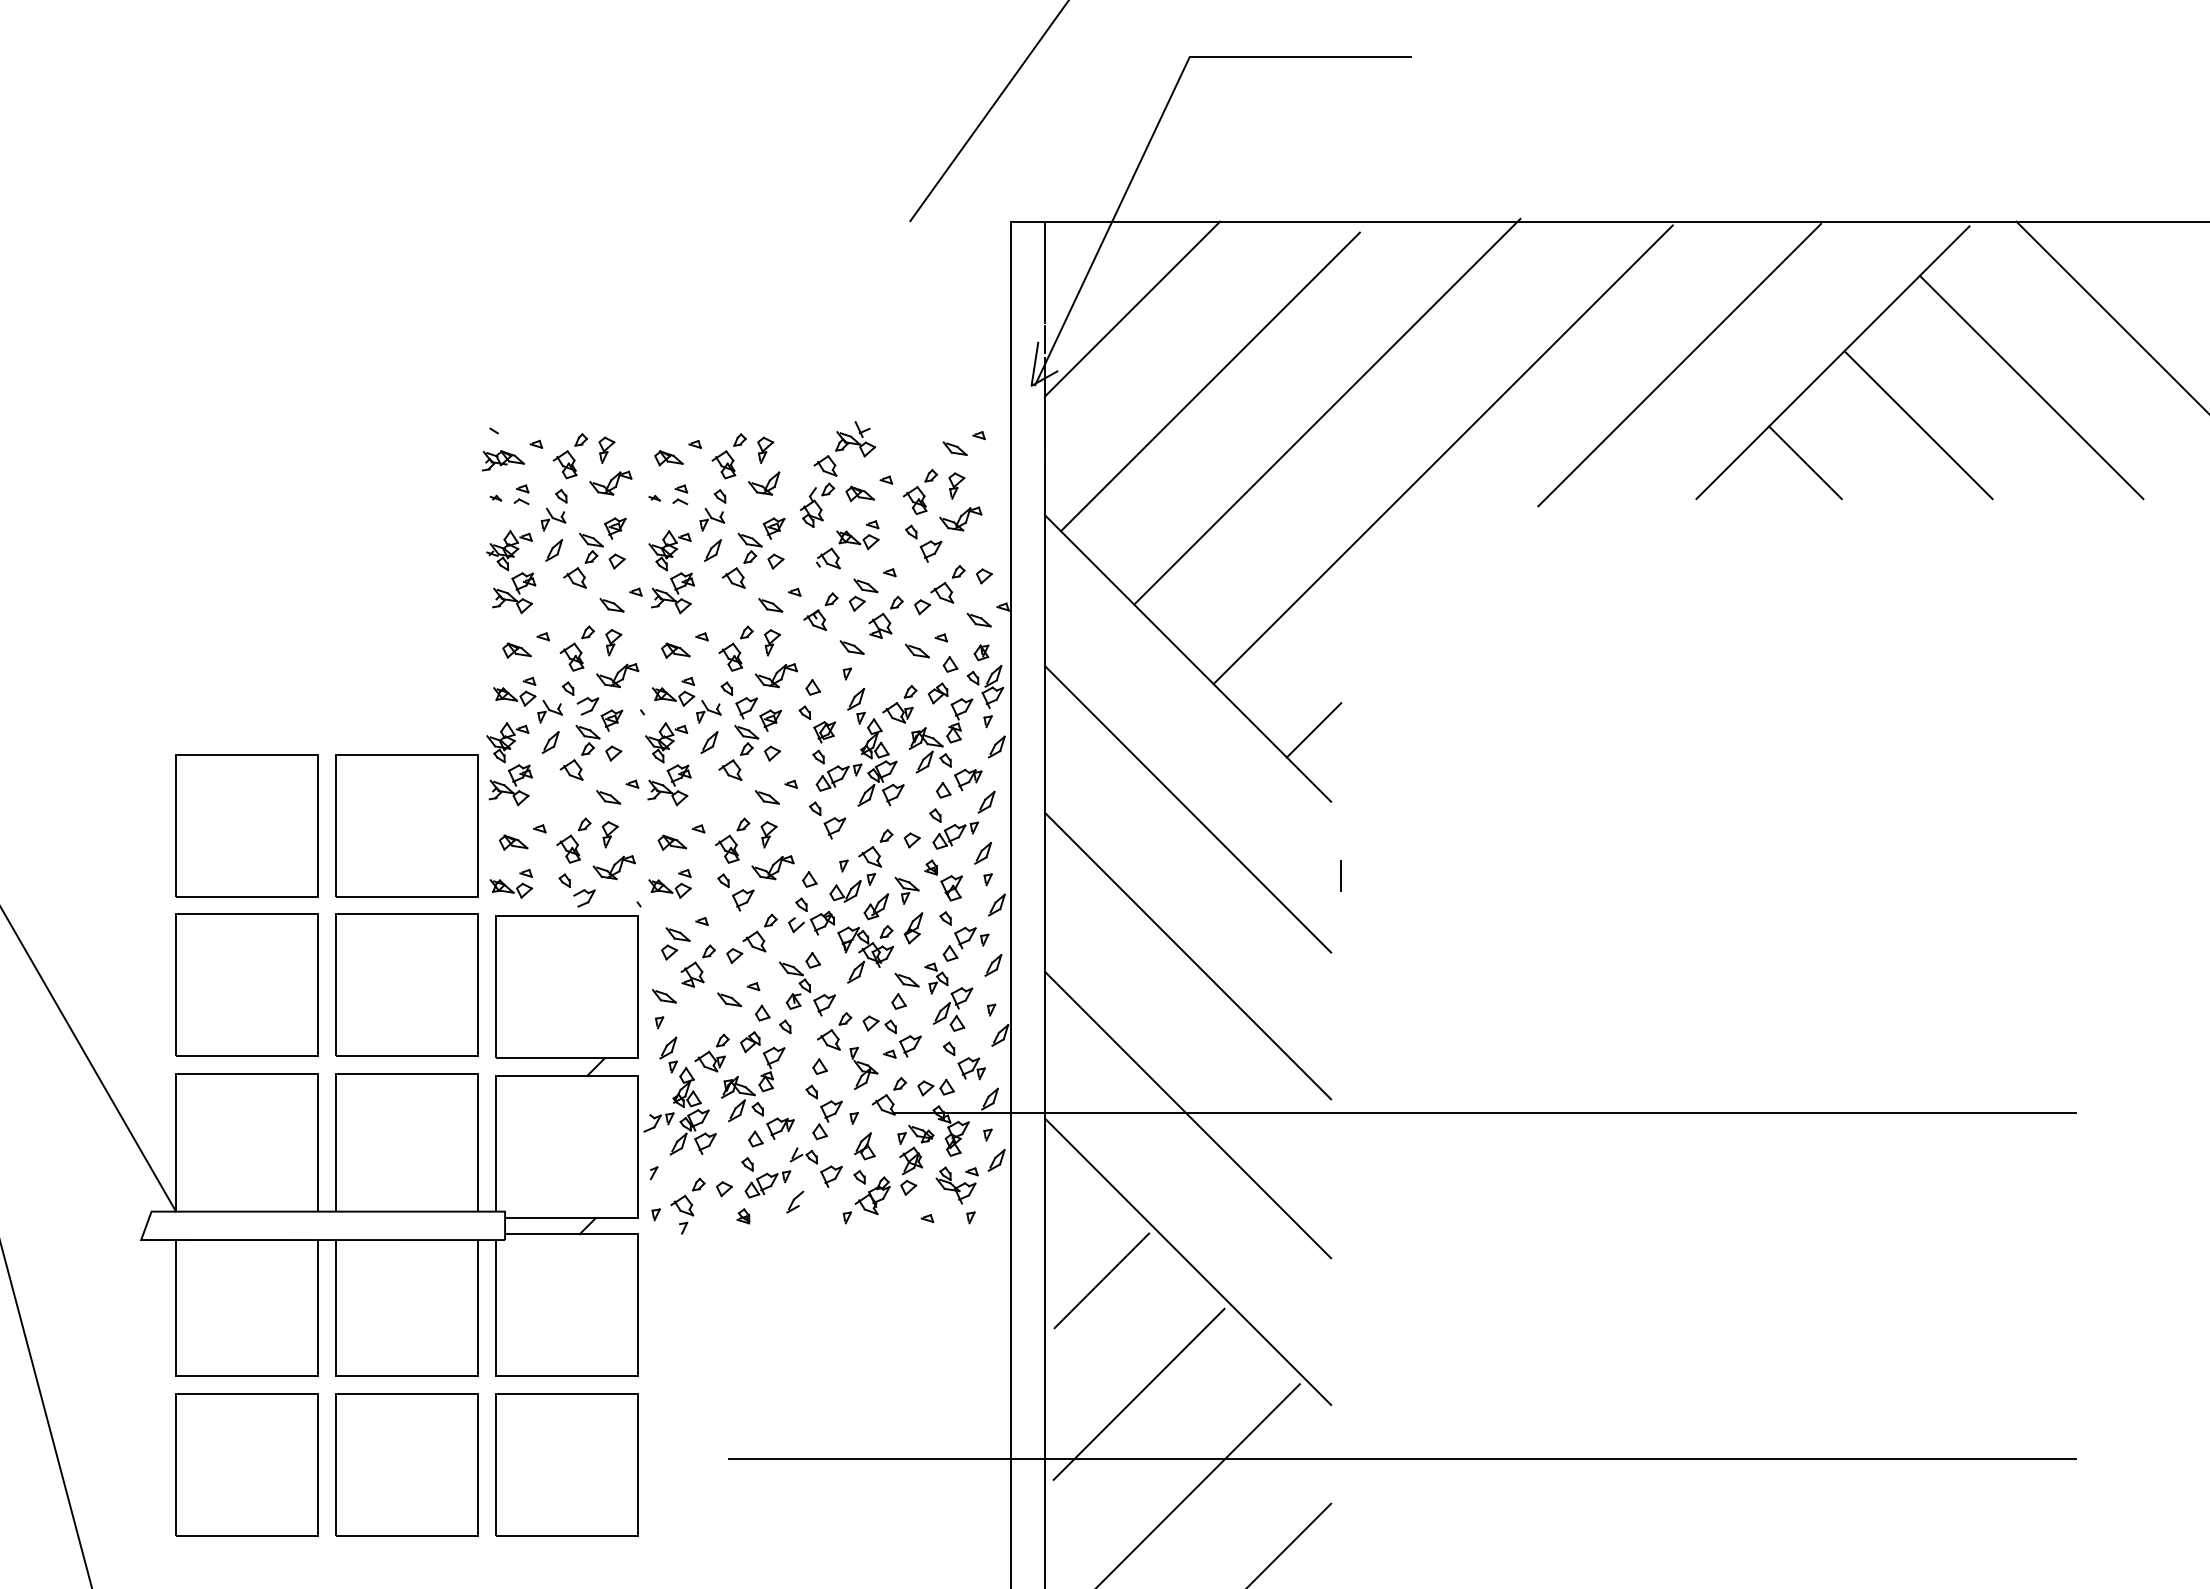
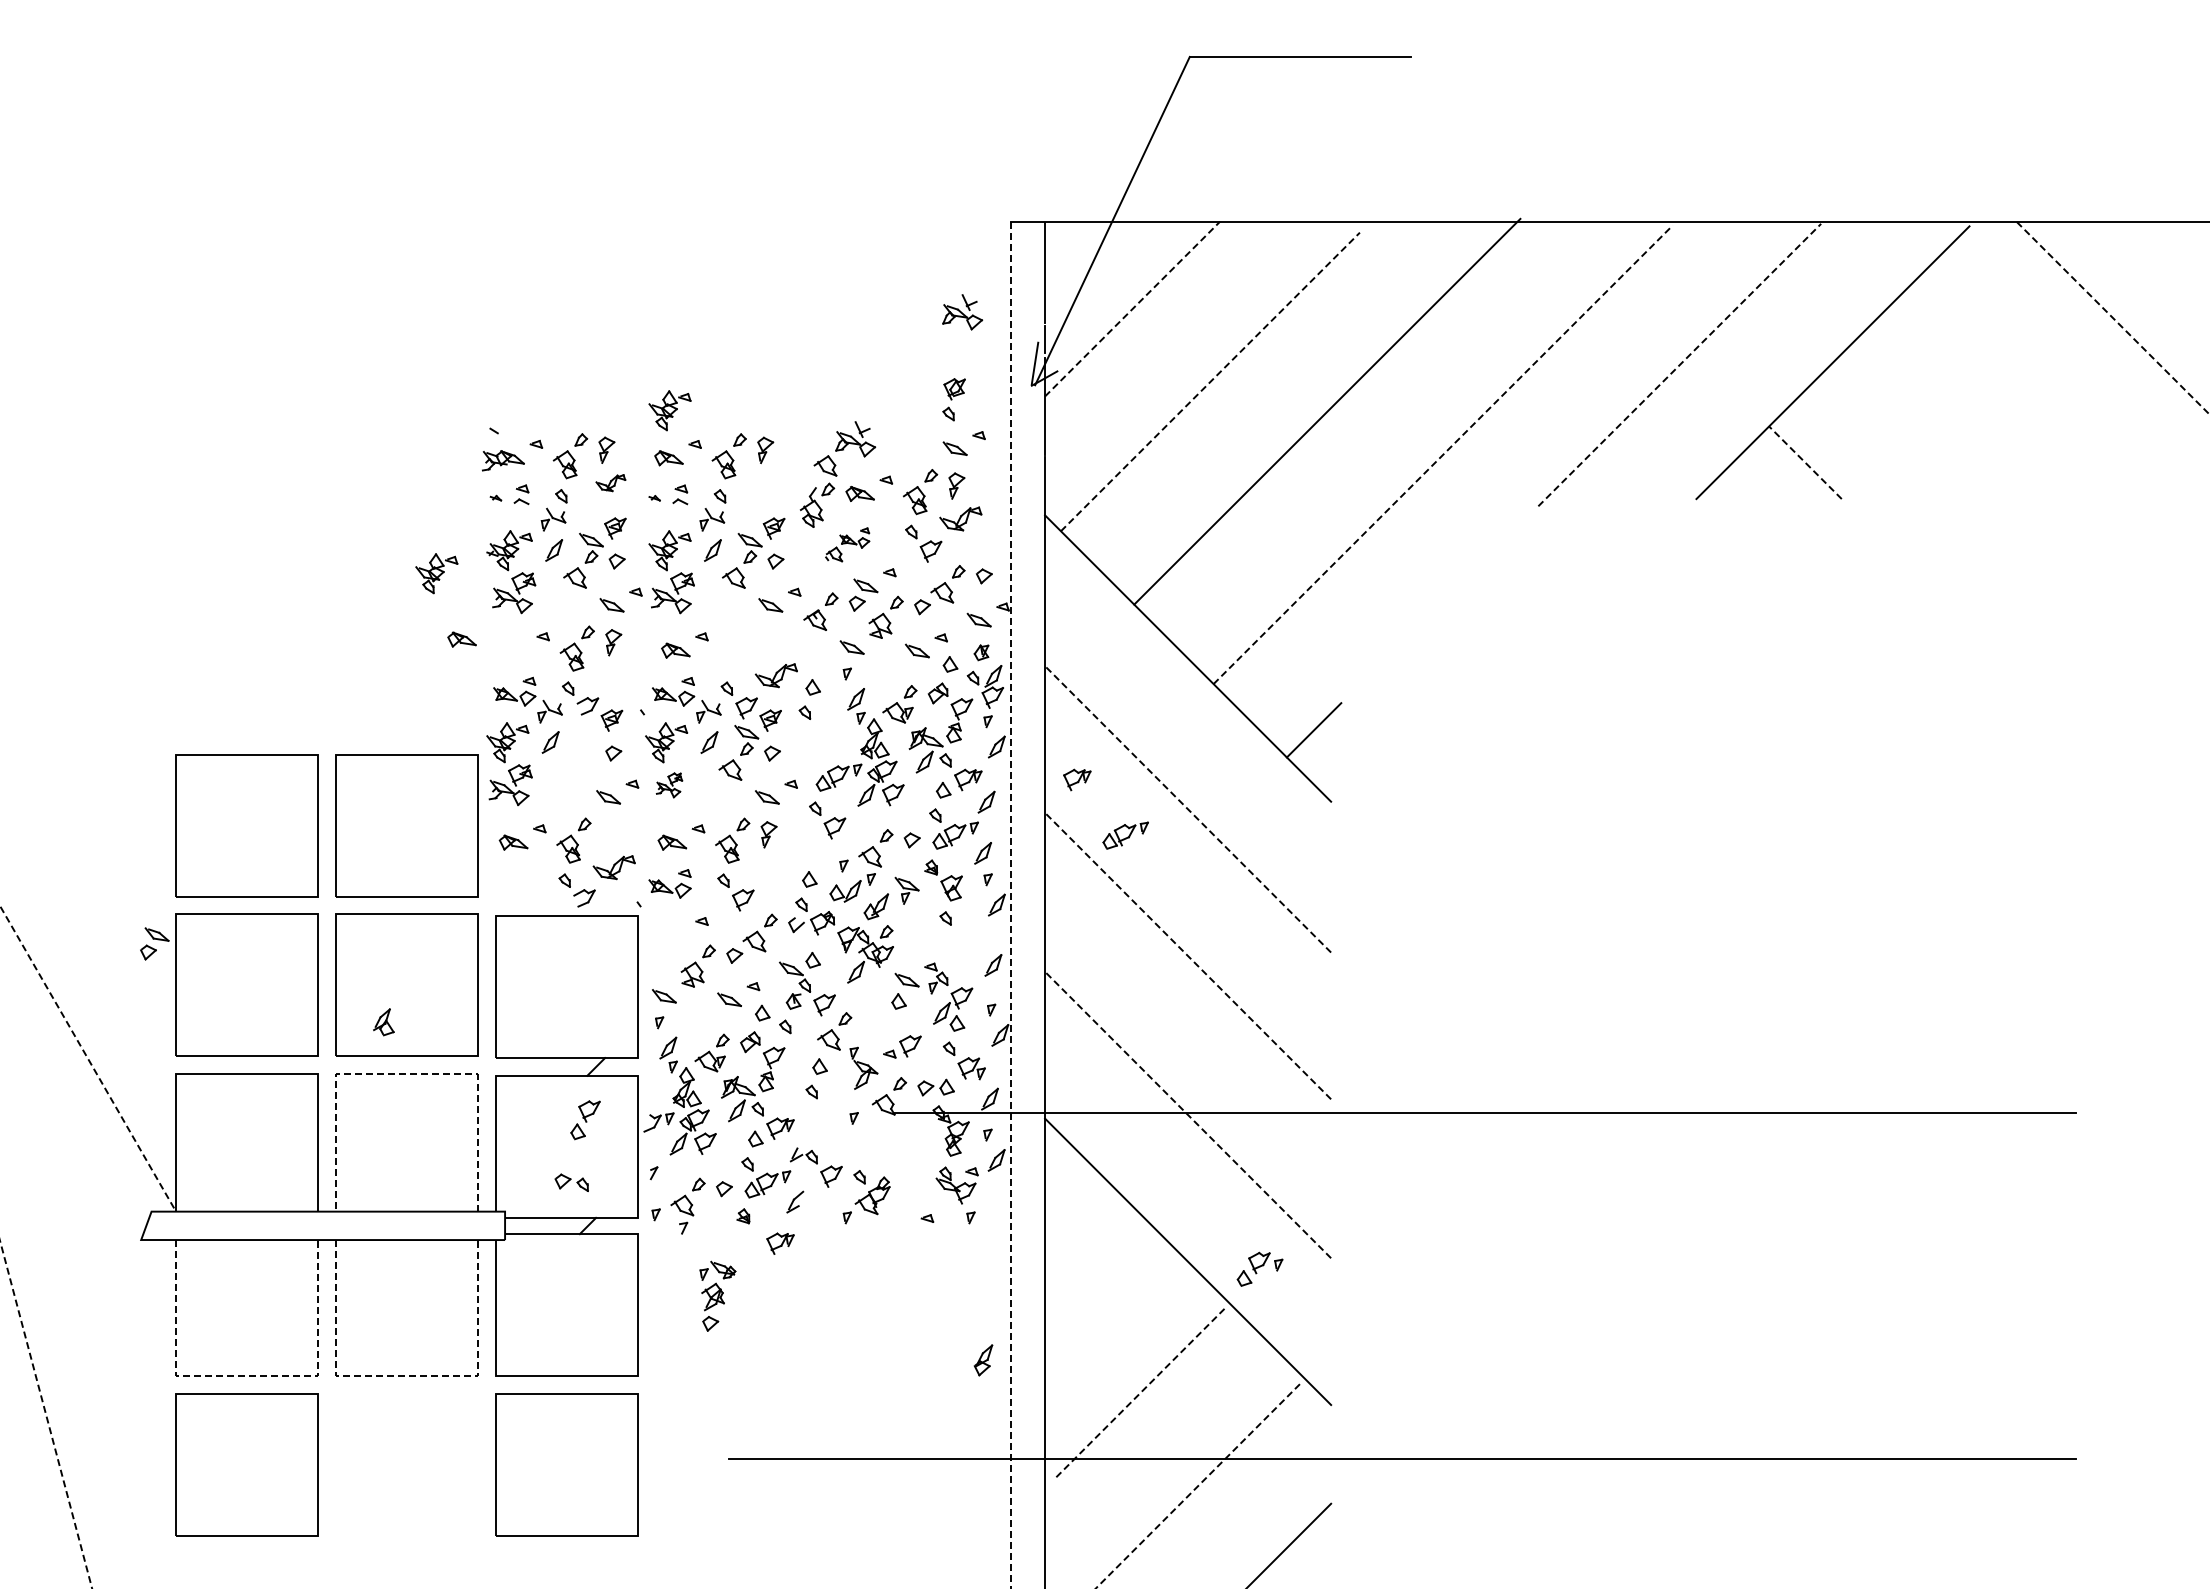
line: present -> none (988, 111)
line: solid -> dashed (1132, 309)
part: none -> present (962, 312)
line: solid -> dashed (2112, 317)
line: solid -> dashed (1679, 365)
line: solid -> dashed (1210, 381)
line: present -> none (2031, 387)
part: none -> present (669, 410)
line: present -> none (1918, 425)
line: solid -> dashed (1443, 454)
line: solid -> dashed (1805, 462)
part size: 44x26 px -> 32x19 px (610, 483)
part: present -> none (764, 483)
part size: 65x50 px -> 46x36 px (847, 544)
part: none -> present (436, 573)
part: present -> none (772, 642)
part: present -> none (735, 648)
part position: (516, 650) -> (461, 639) (461, 639)
part: present -> none (617, 675)
part position: (823, 742) -> (953, 399) (953, 399)
part: present -> none (579, 752)
part: none -> present (1077, 779)
part size: 45x43 px -> 29x27 px (669, 785)
line: solid -> dashed (1187, 809)
part: present -> none (609, 834)
part: none -> present (1125, 835)
part: present -> none (772, 867)
line: present -> none (1340, 875)
part: present -> none (510, 883)
line: solid -> dashed (1010, 905)
part position: (913, 928) -> (983, 1360) (983, 1360)
part position: (675, 943) -> (154, 943) (154, 943)
part position: (965, 943) -> (1259, 1268) (1259, 1268)
line: solid -> dashed (1187, 955)
part position: (879, 1024) -> (571, 1182) (571, 1182)
line: solid -> dashed (88, 1059)
line: solid -> dashed (406, 1074)
line: solid -> dashed (1187, 1114)
part position: (827, 1120) -> (585, 1120) (585, 1120)
part position: (864, 1146) -> (383, 1022) (383, 1022)
part position: (915, 1159) -> (717, 1295) (717, 1295)
part: none -> present (780, 1243)
line: present -> none (1101, 1280)
line: solid -> dashed (247, 1376)
line: solid -> dashed (407, 1376)
line: solid -> dashed (1139, 1394)
line: solid -> dashed (46, 1414)
part: present -> none (406, 1464)
line: solid -> dashed (1197, 1486)
